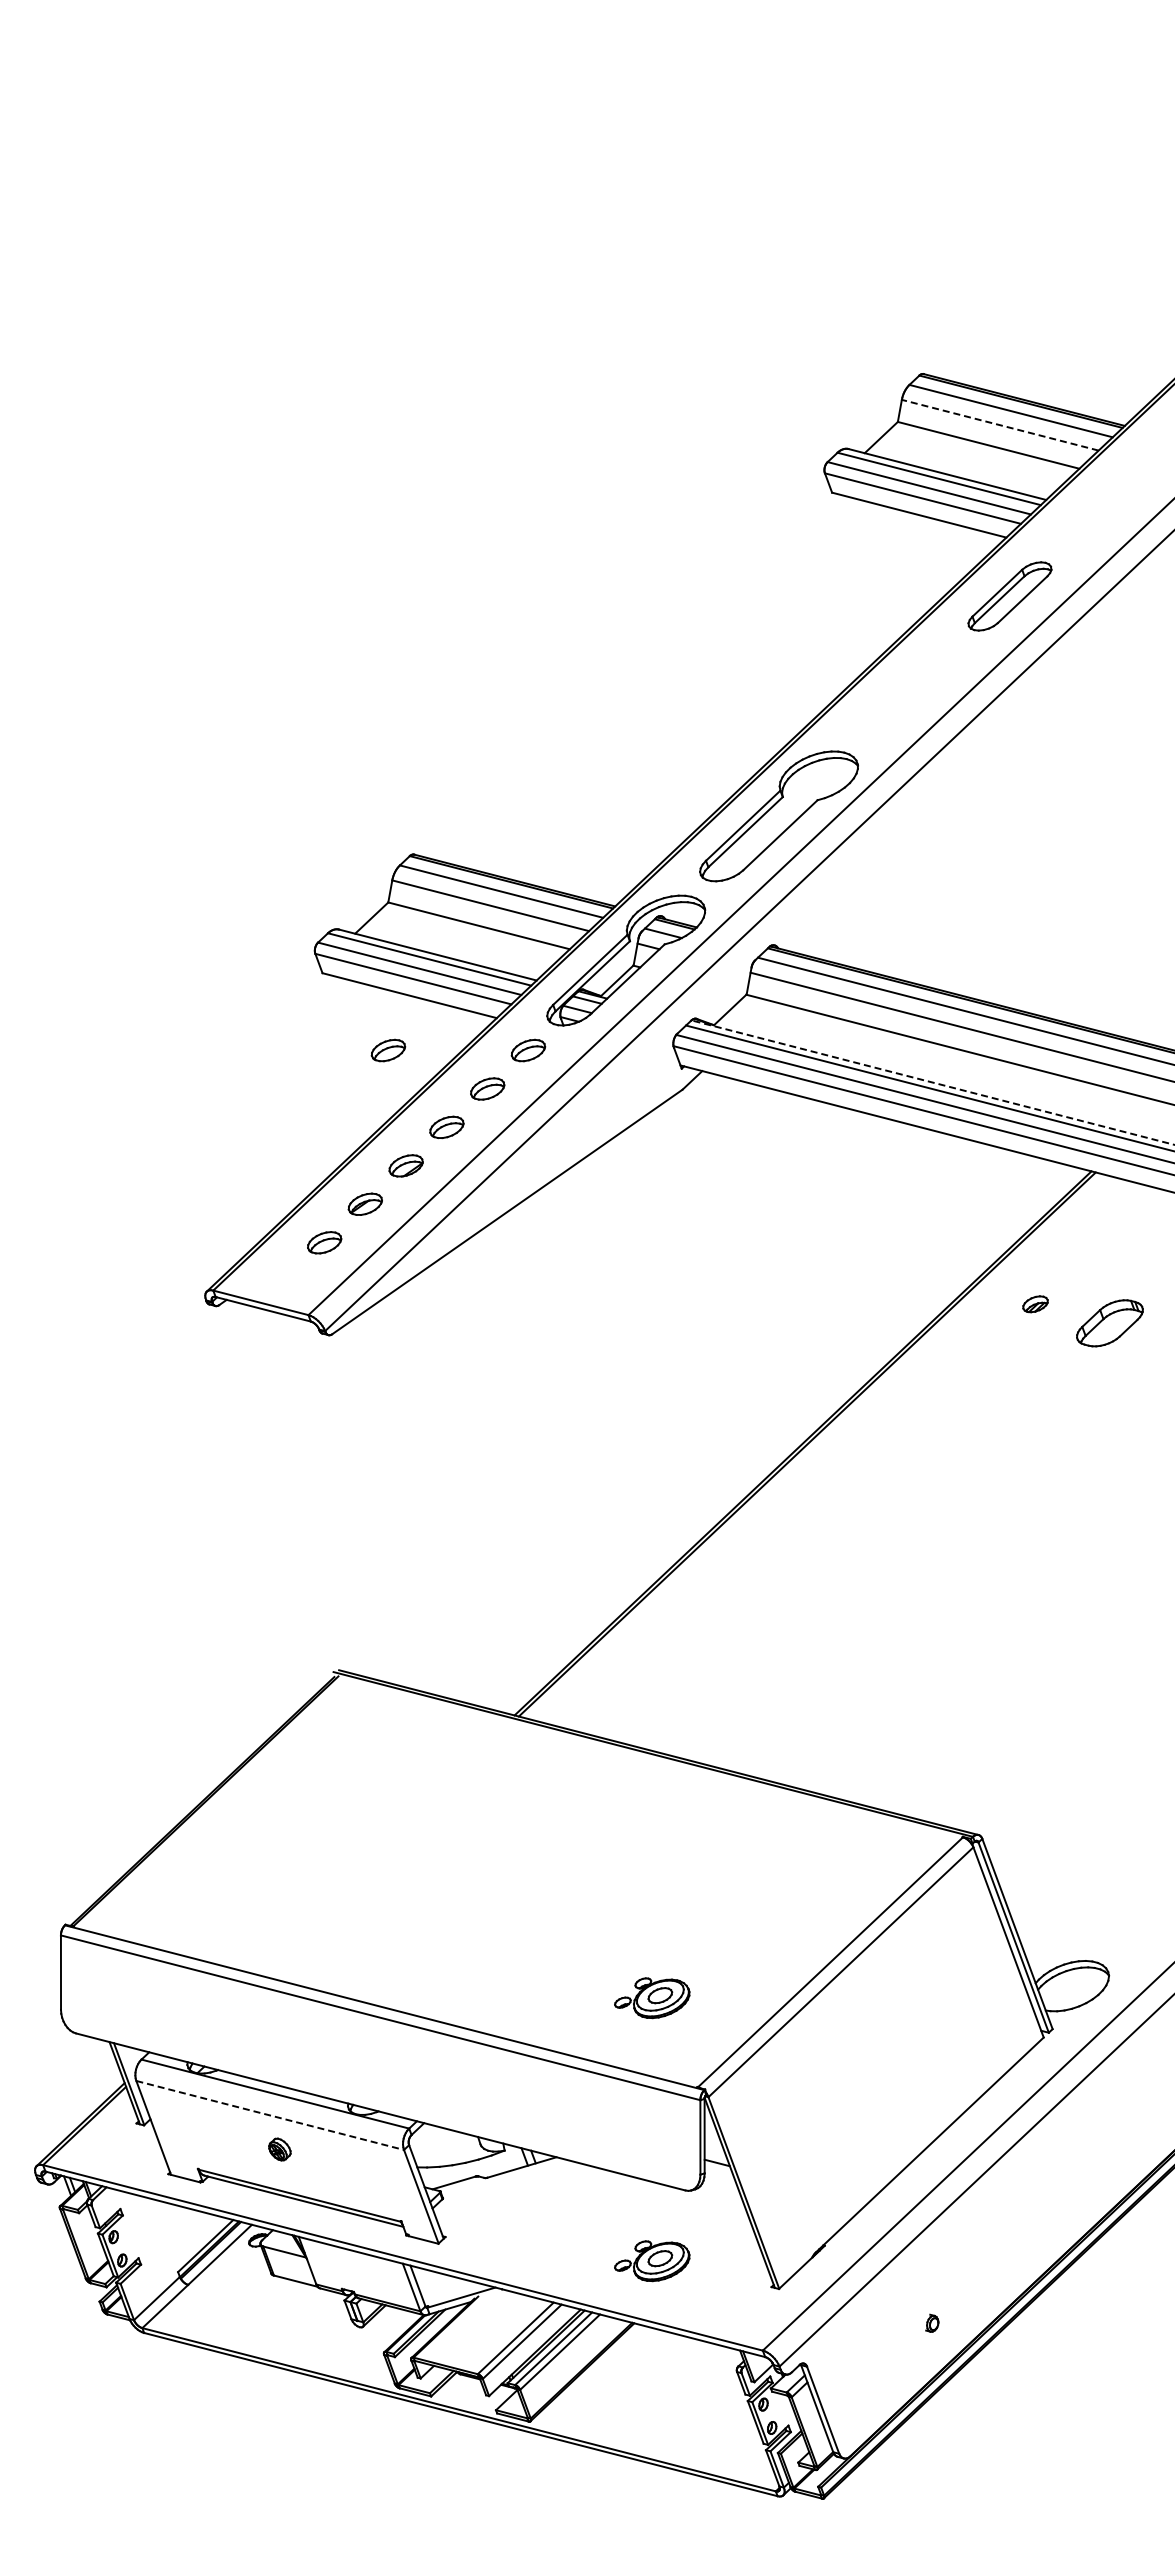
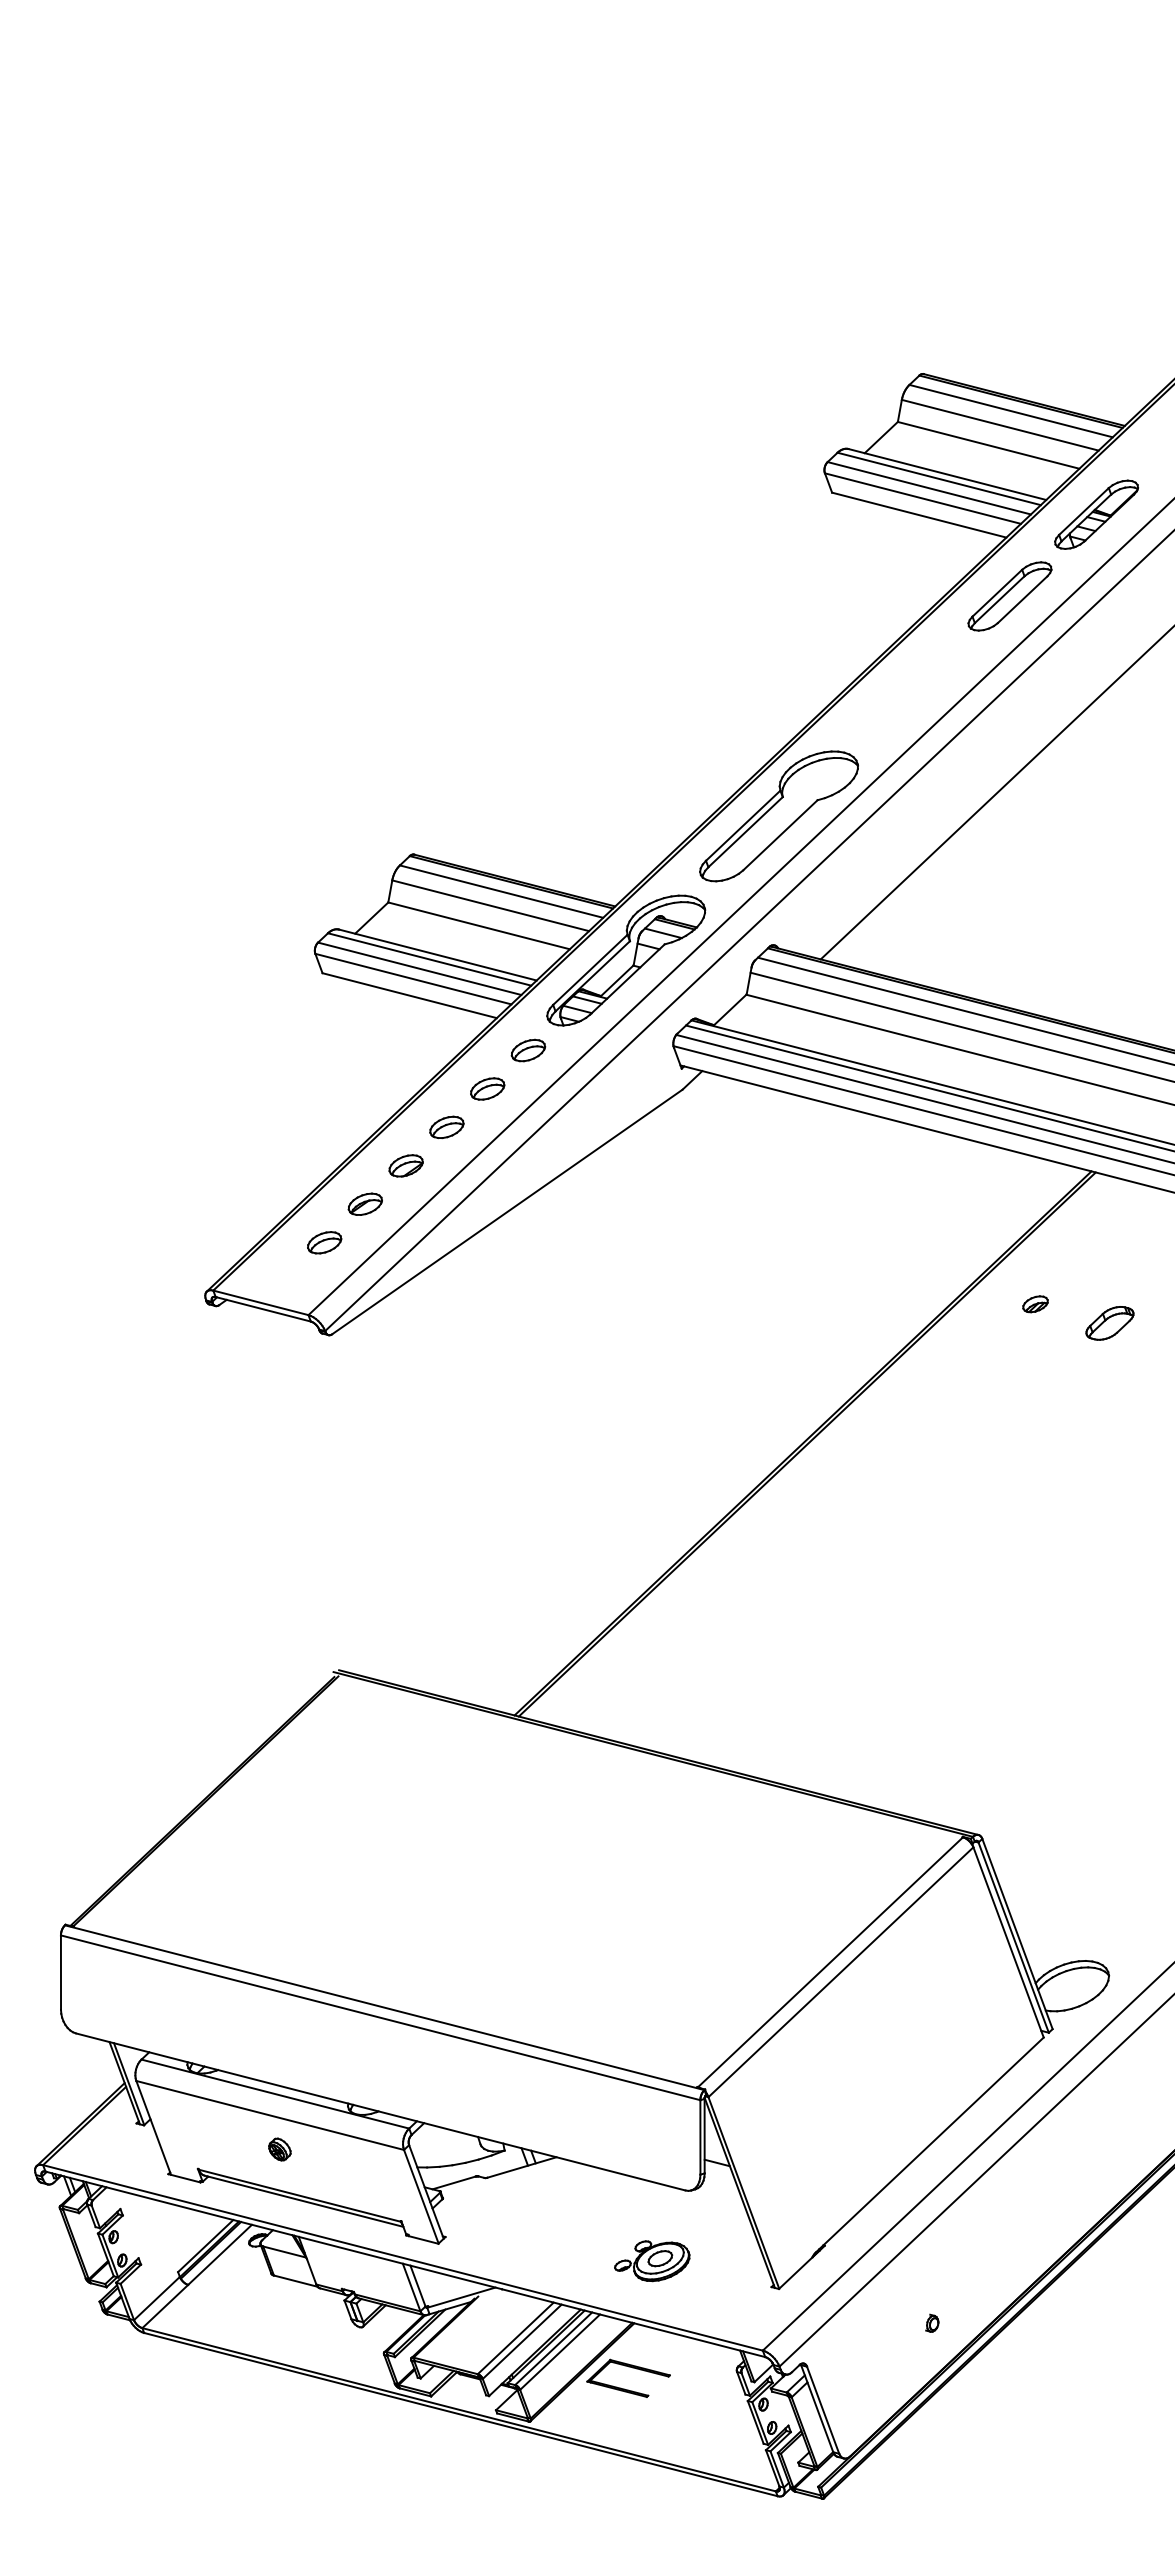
line: dashed -> solid (1000, 425)
part: none -> present (1096, 514)
line: none -> present (995, 793)
part: present -> none (388, 1050)
line: dashed -> solid (932, 1082)
part size: 68x49 px -> 50x35 px (1109, 1323)
part: present -> none (652, 1998)
line: dashed -> solid (270, 2115)
part: none -> present (632, 2368)
